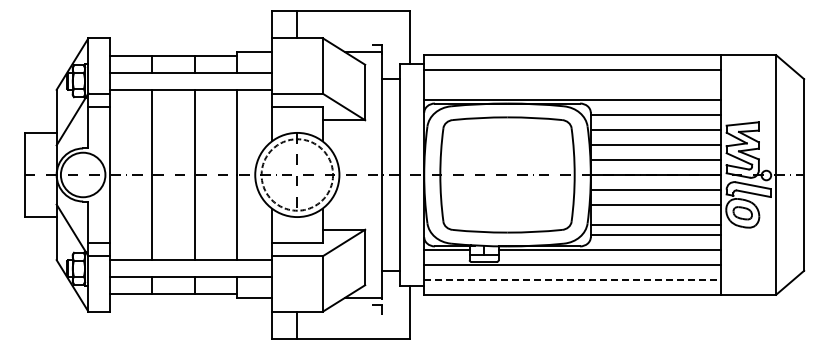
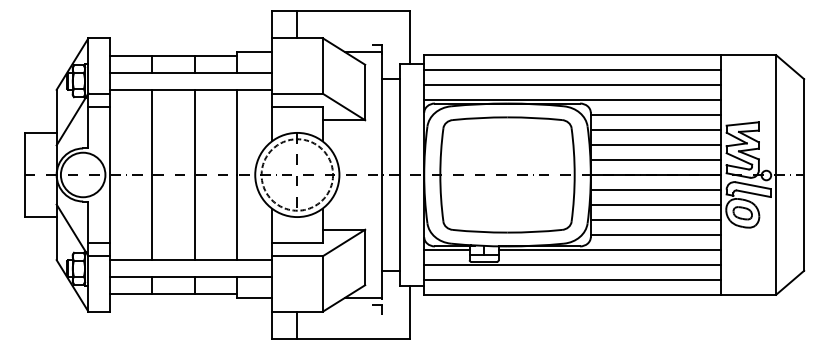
line: none -> present (572, 85)
line position: (655, 224) -> (655, 219) (655, 219)
line: dashed -> solid (573, 279)
